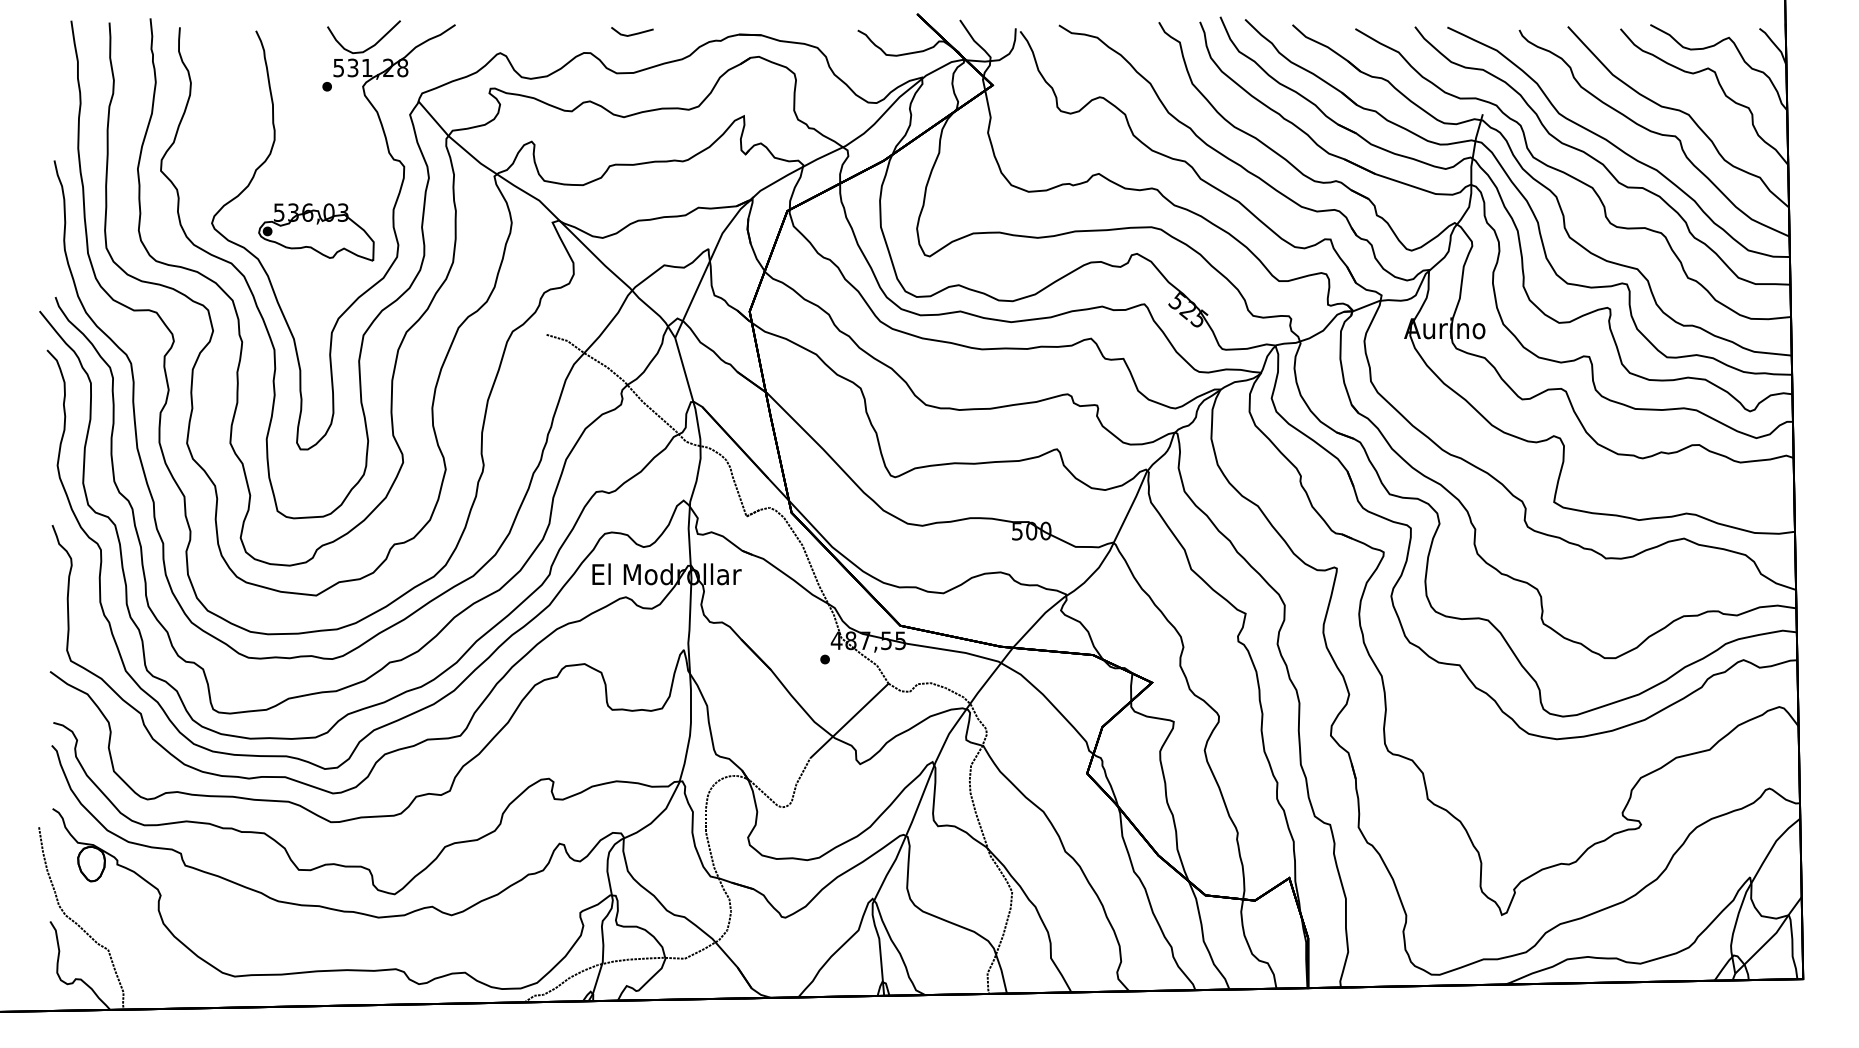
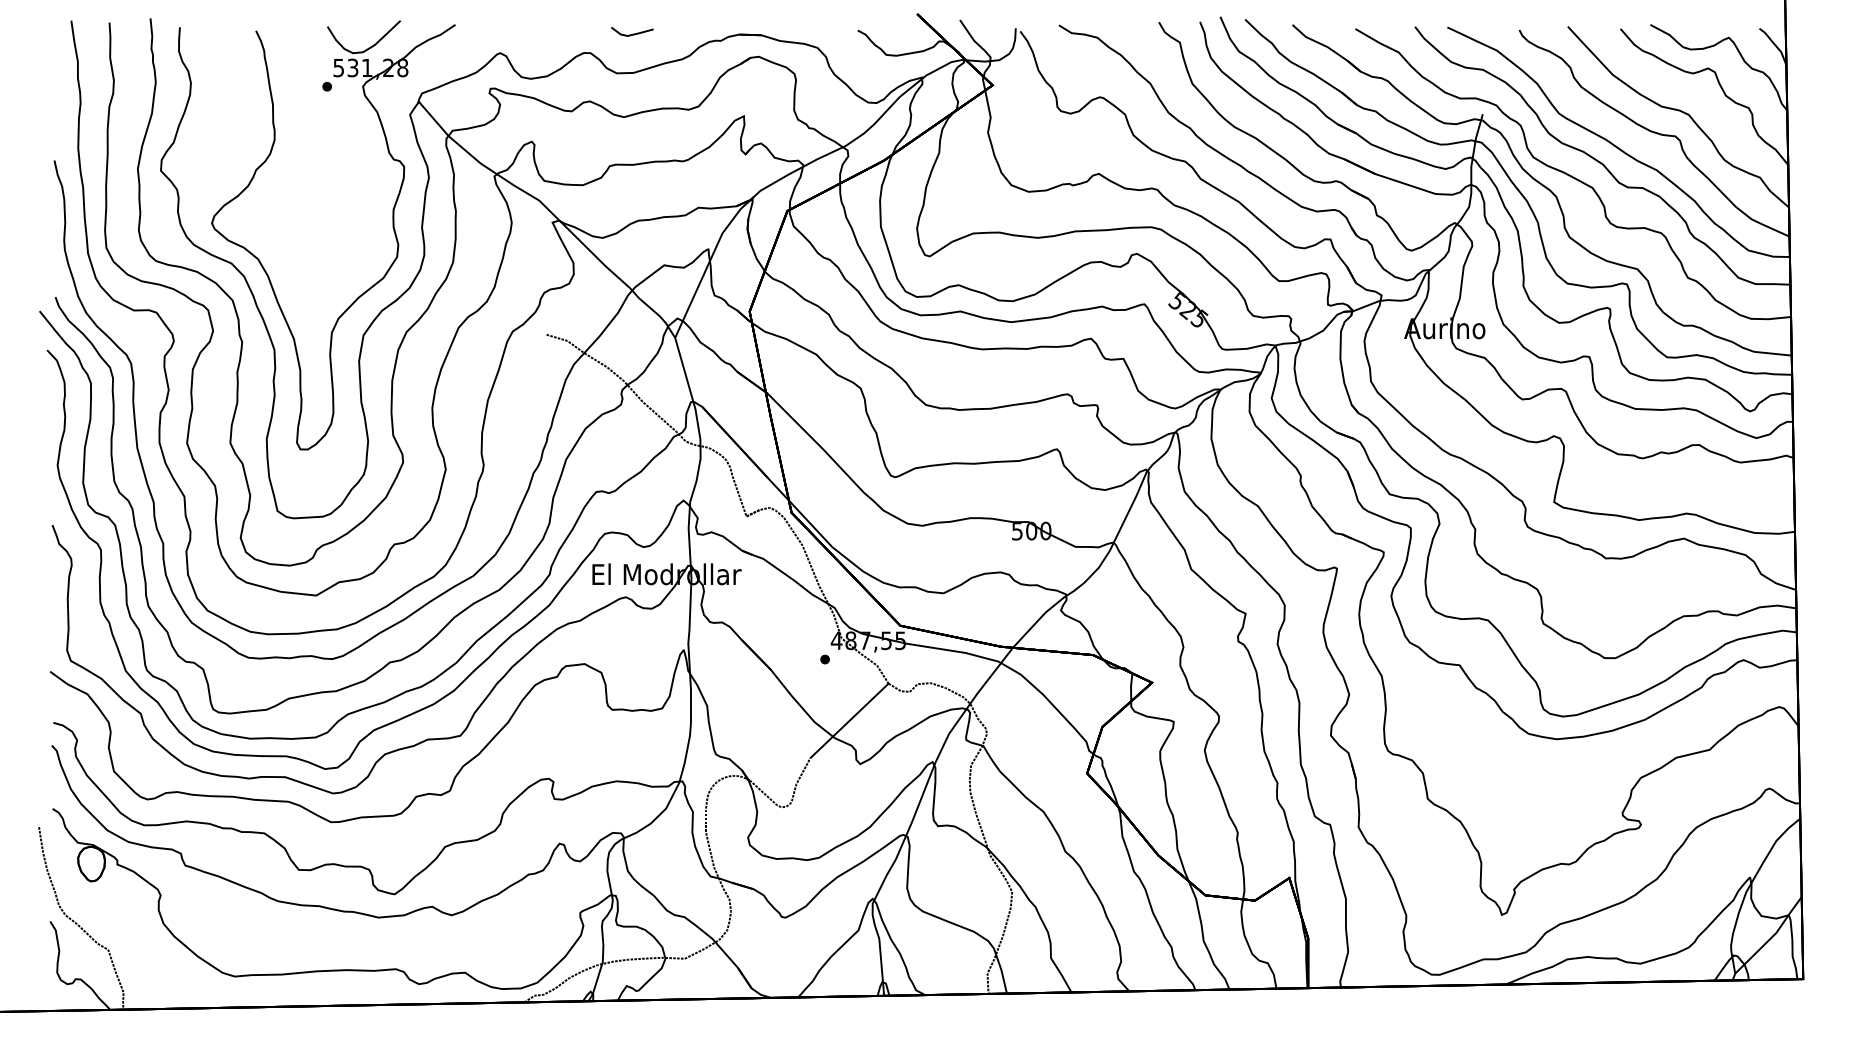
part: present -> none (316, 232)
